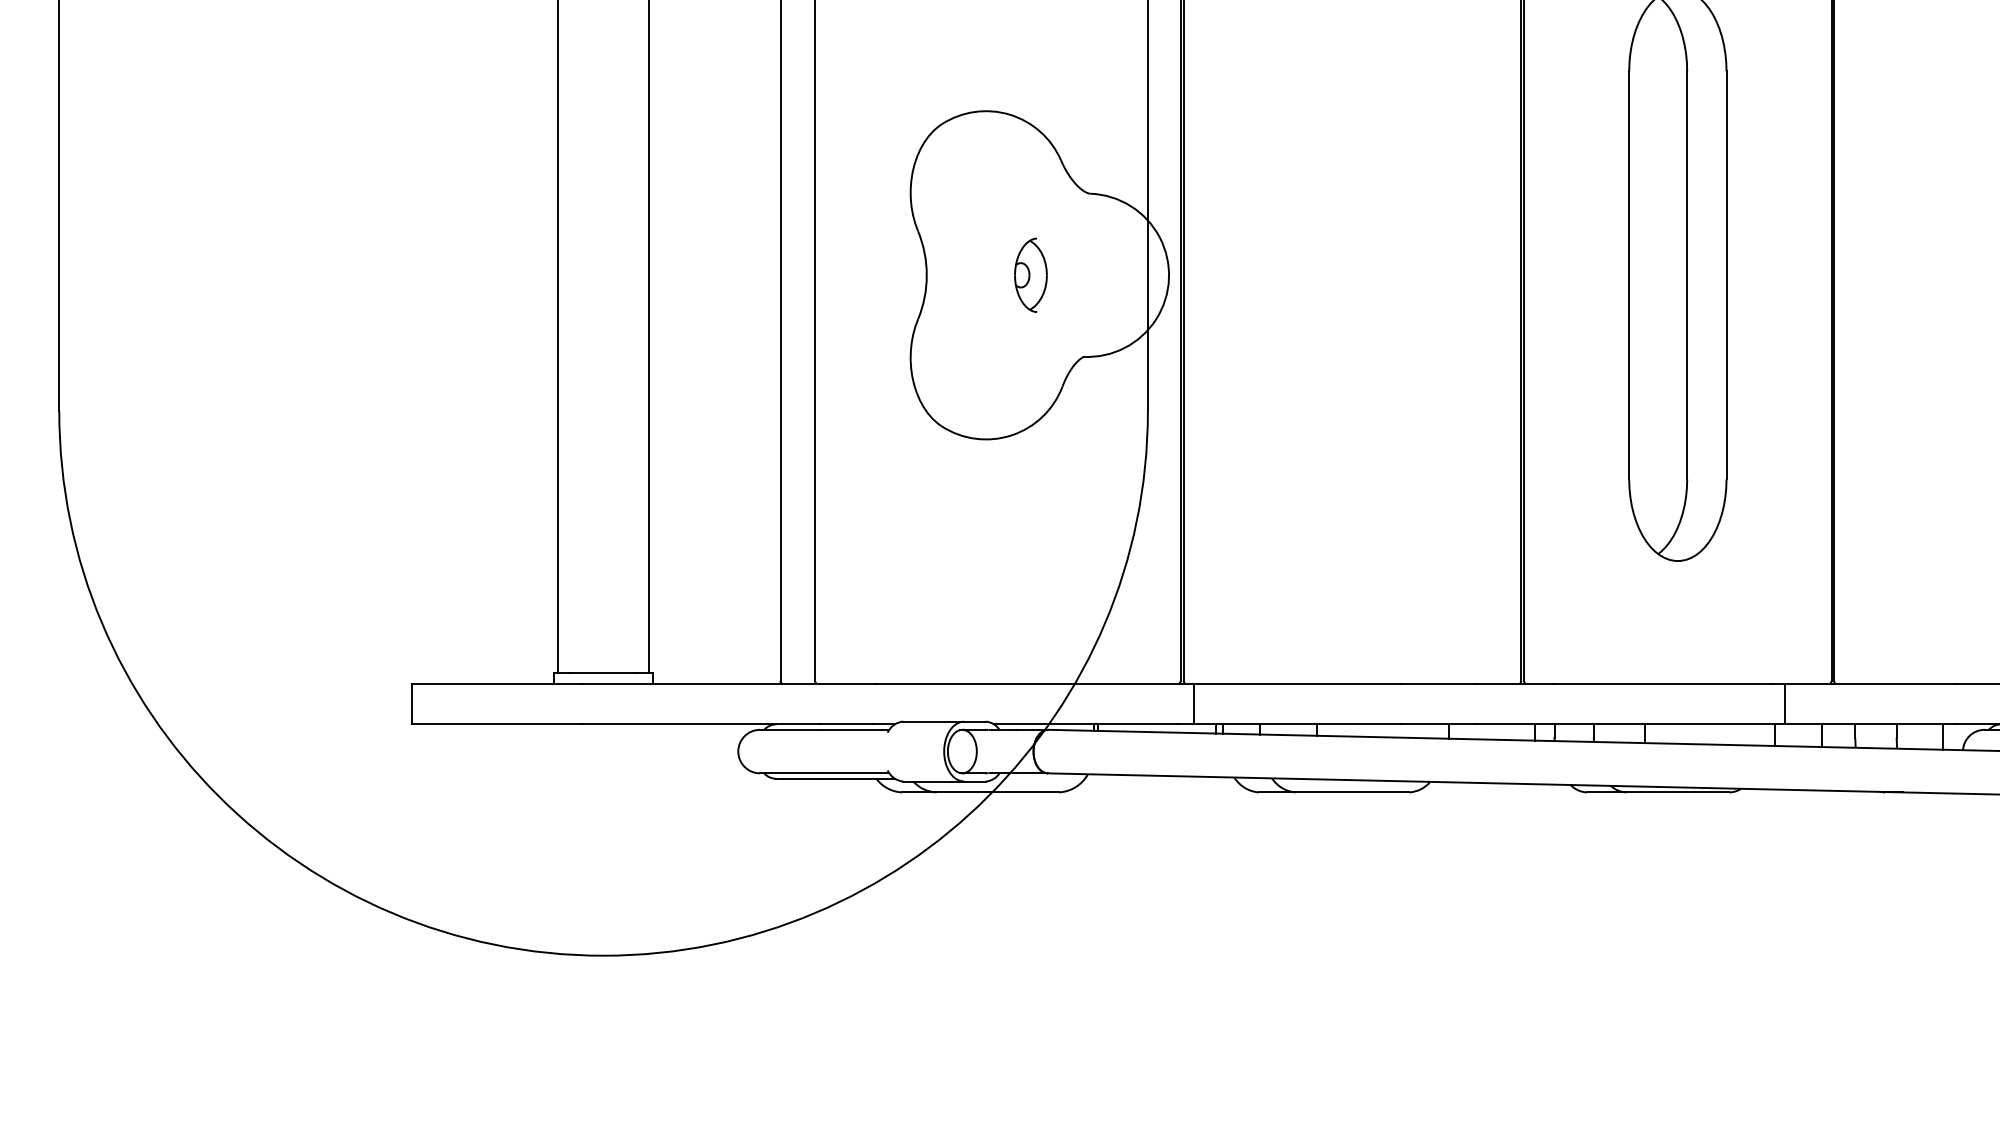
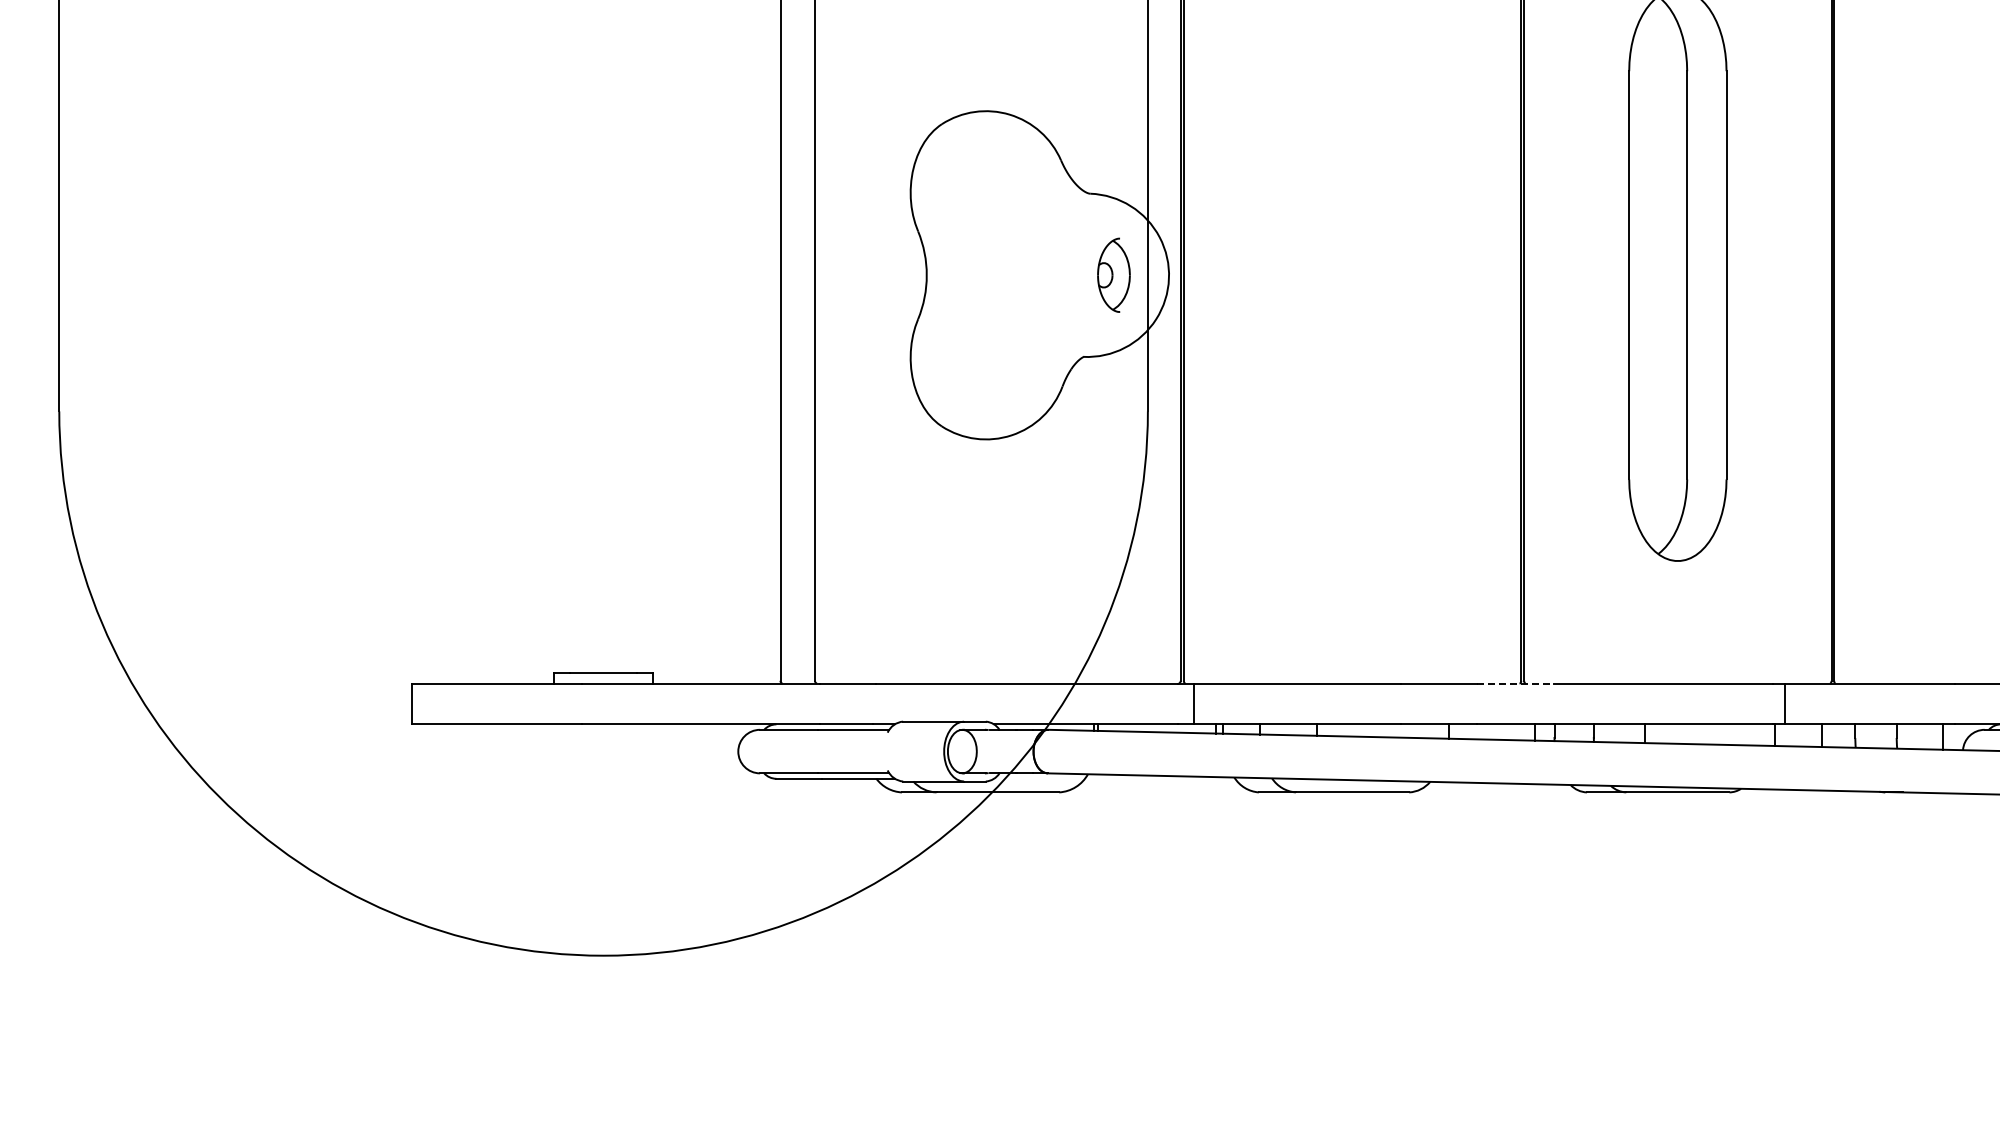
part position: (1030, 274) -> (1113, 274) (1113, 274)
line: present -> none (557, 337)
line: present -> none (649, 337)
line: solid -> dashed (1515, 683)
